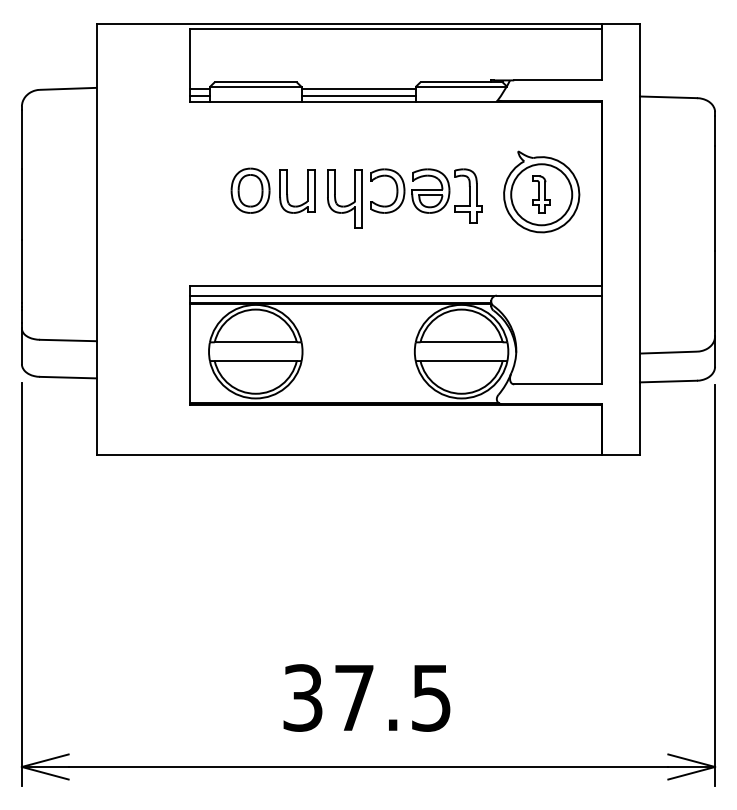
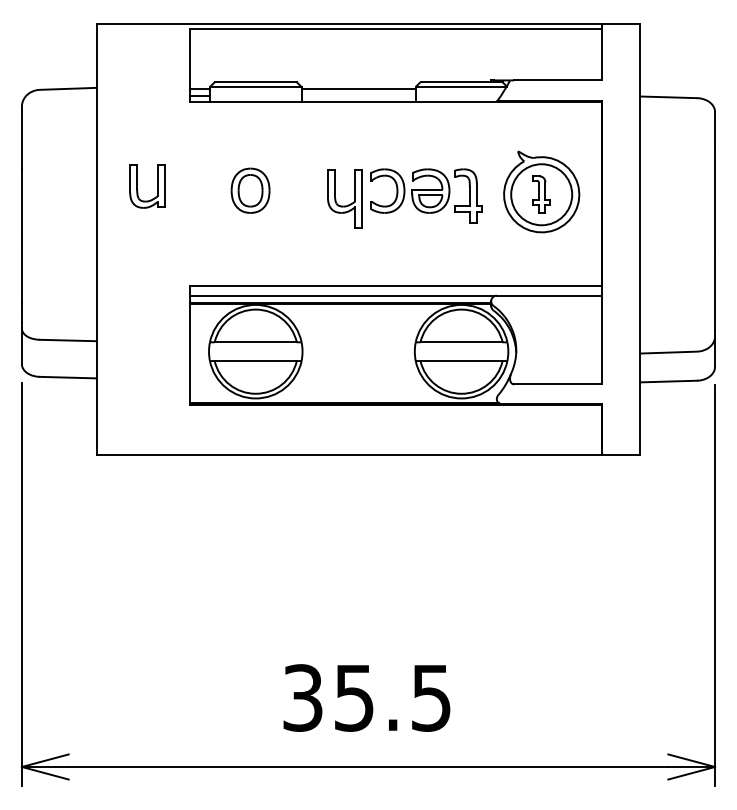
line: present -> none (358, 95)
part position: (287, 191) -> (137, 186) (137, 186)
text: 37.5 -> 35.5 (354, 698)
